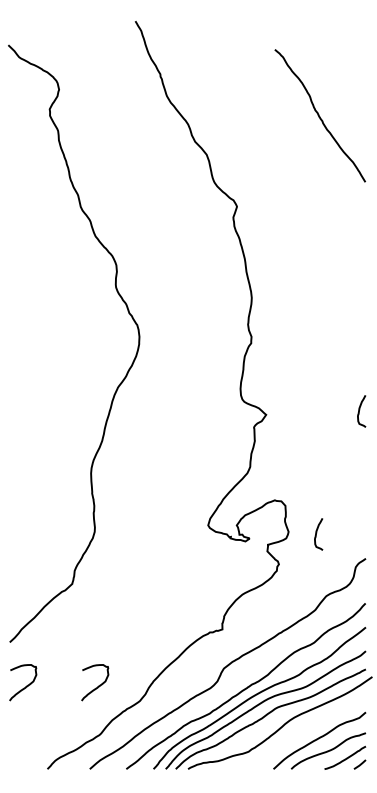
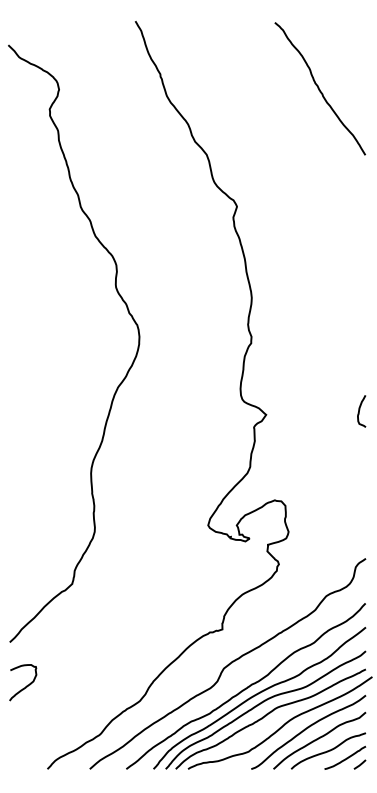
curve position: (319, 115) -> (319, 88) (319, 88)
curve: present -> none (316, 534)
curve: present -> none (98, 685)
curve: none -> present (306, 729)
